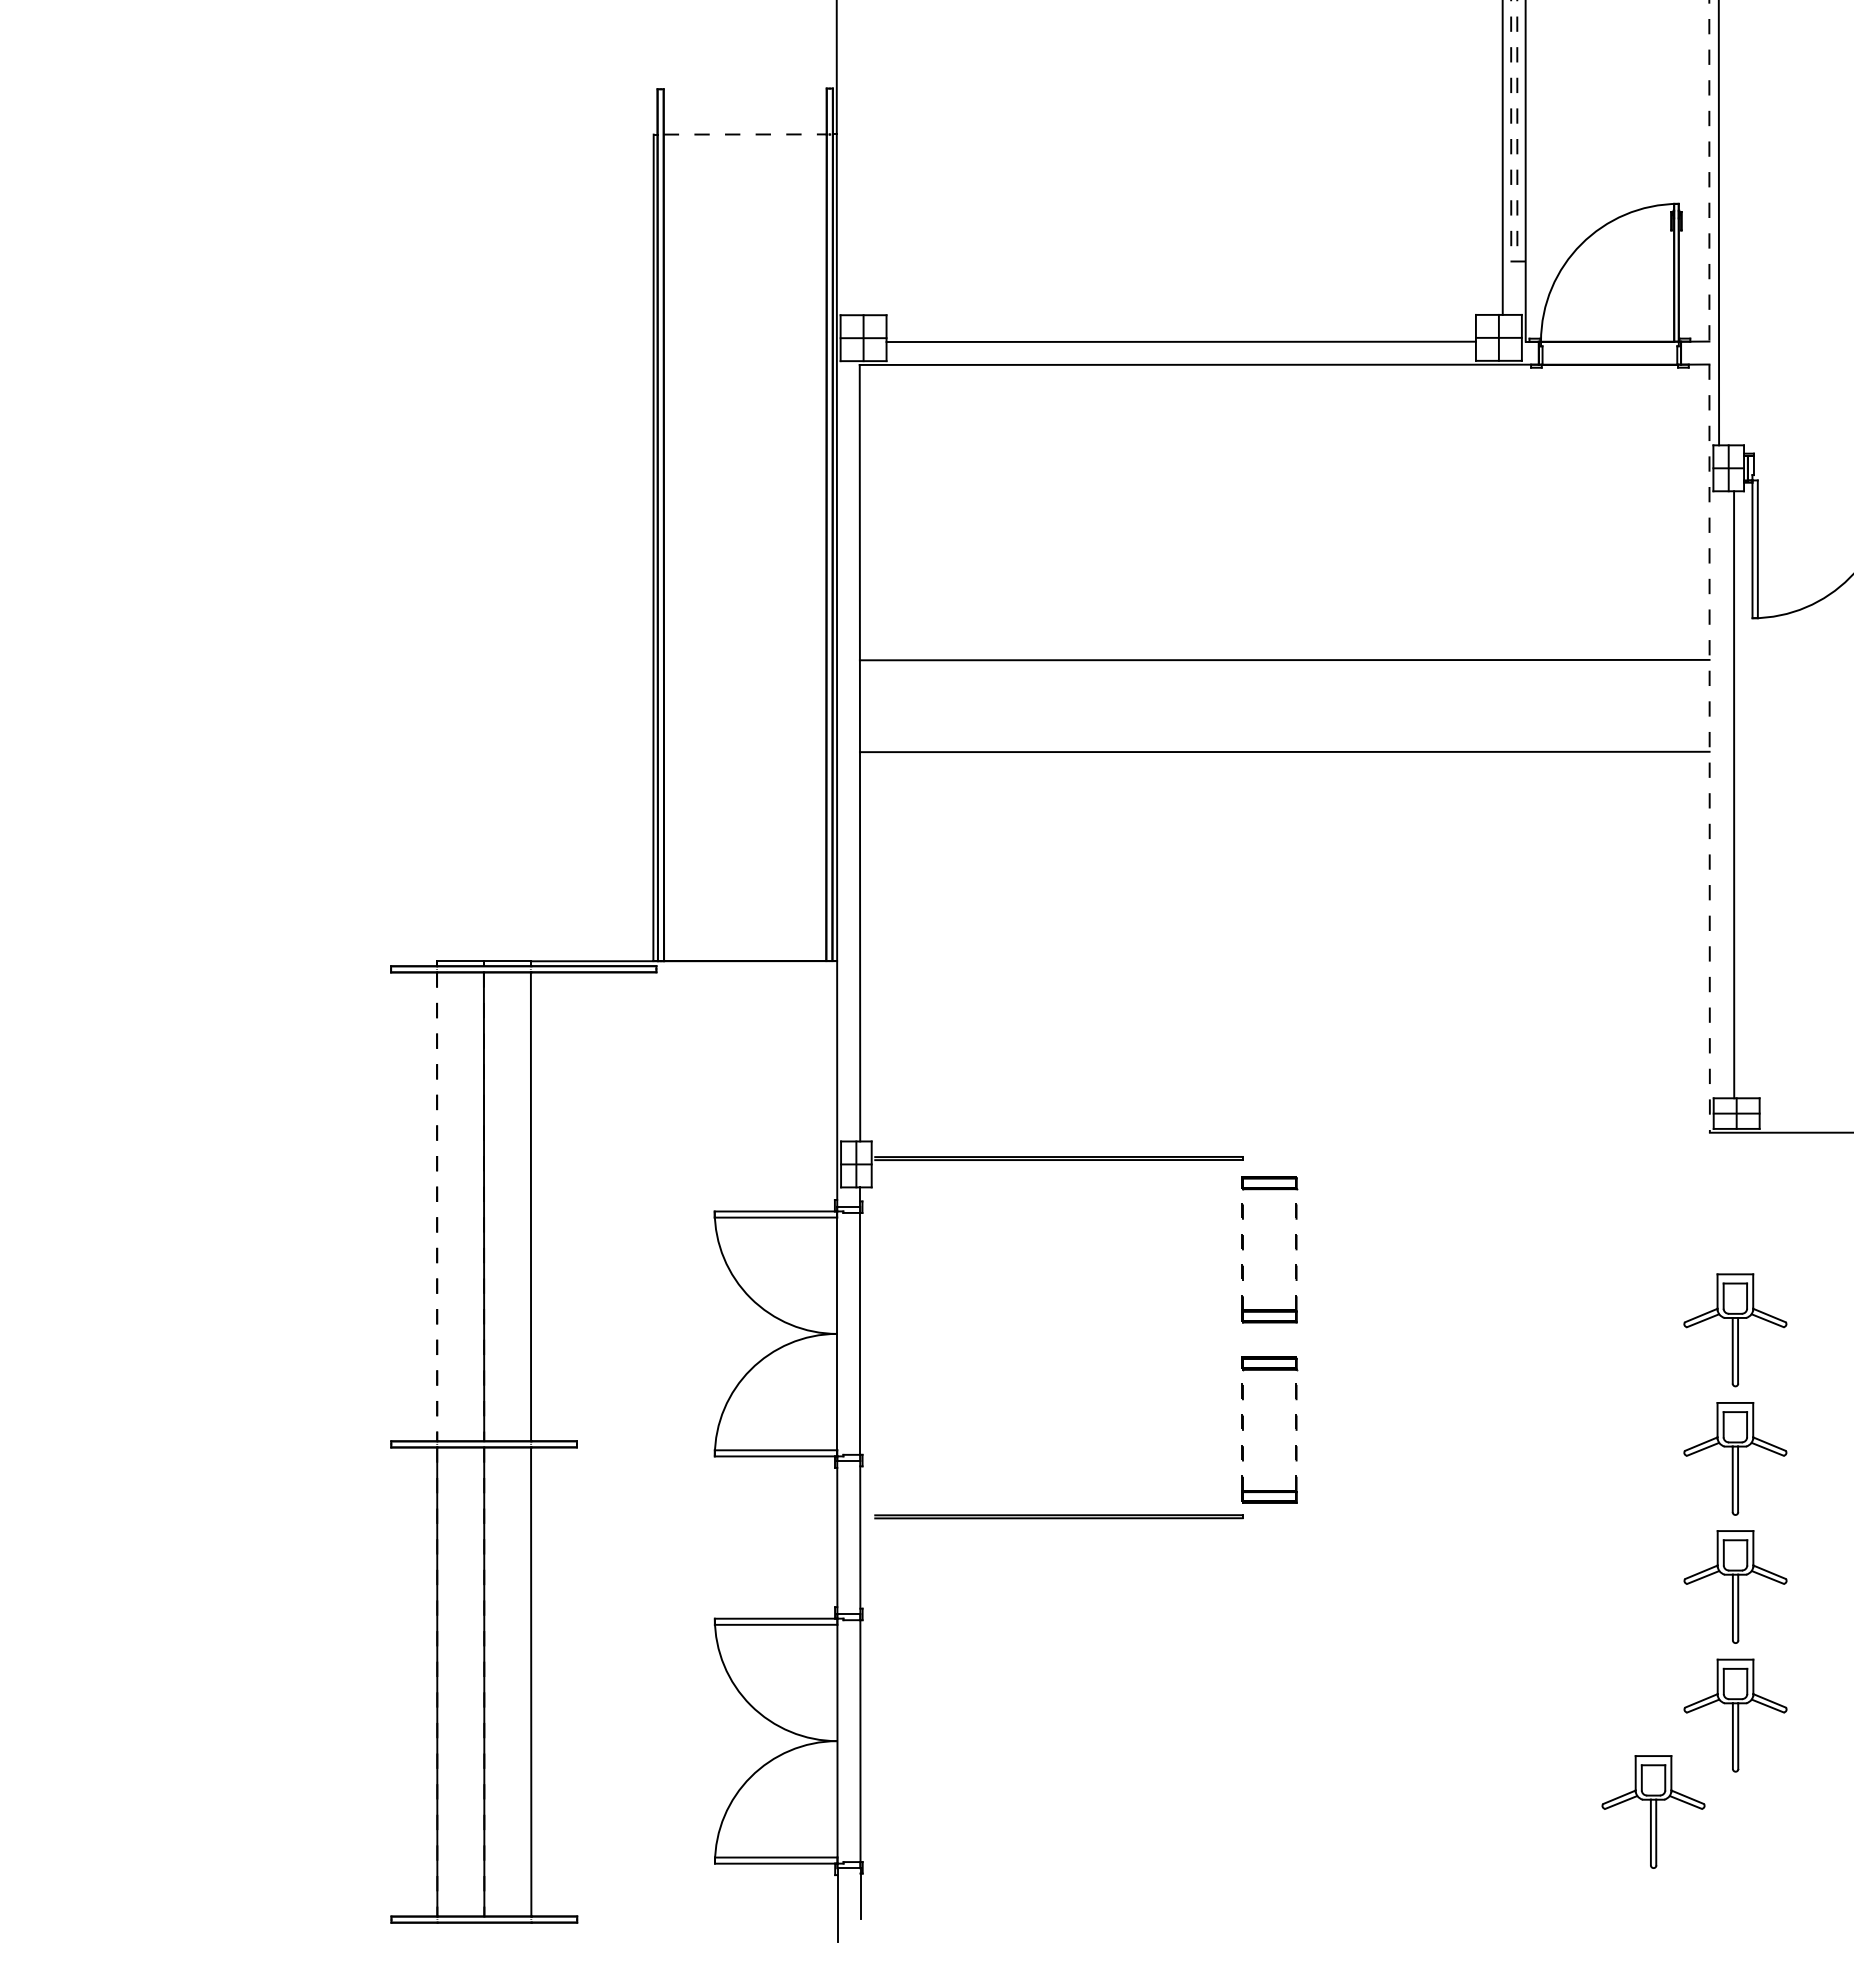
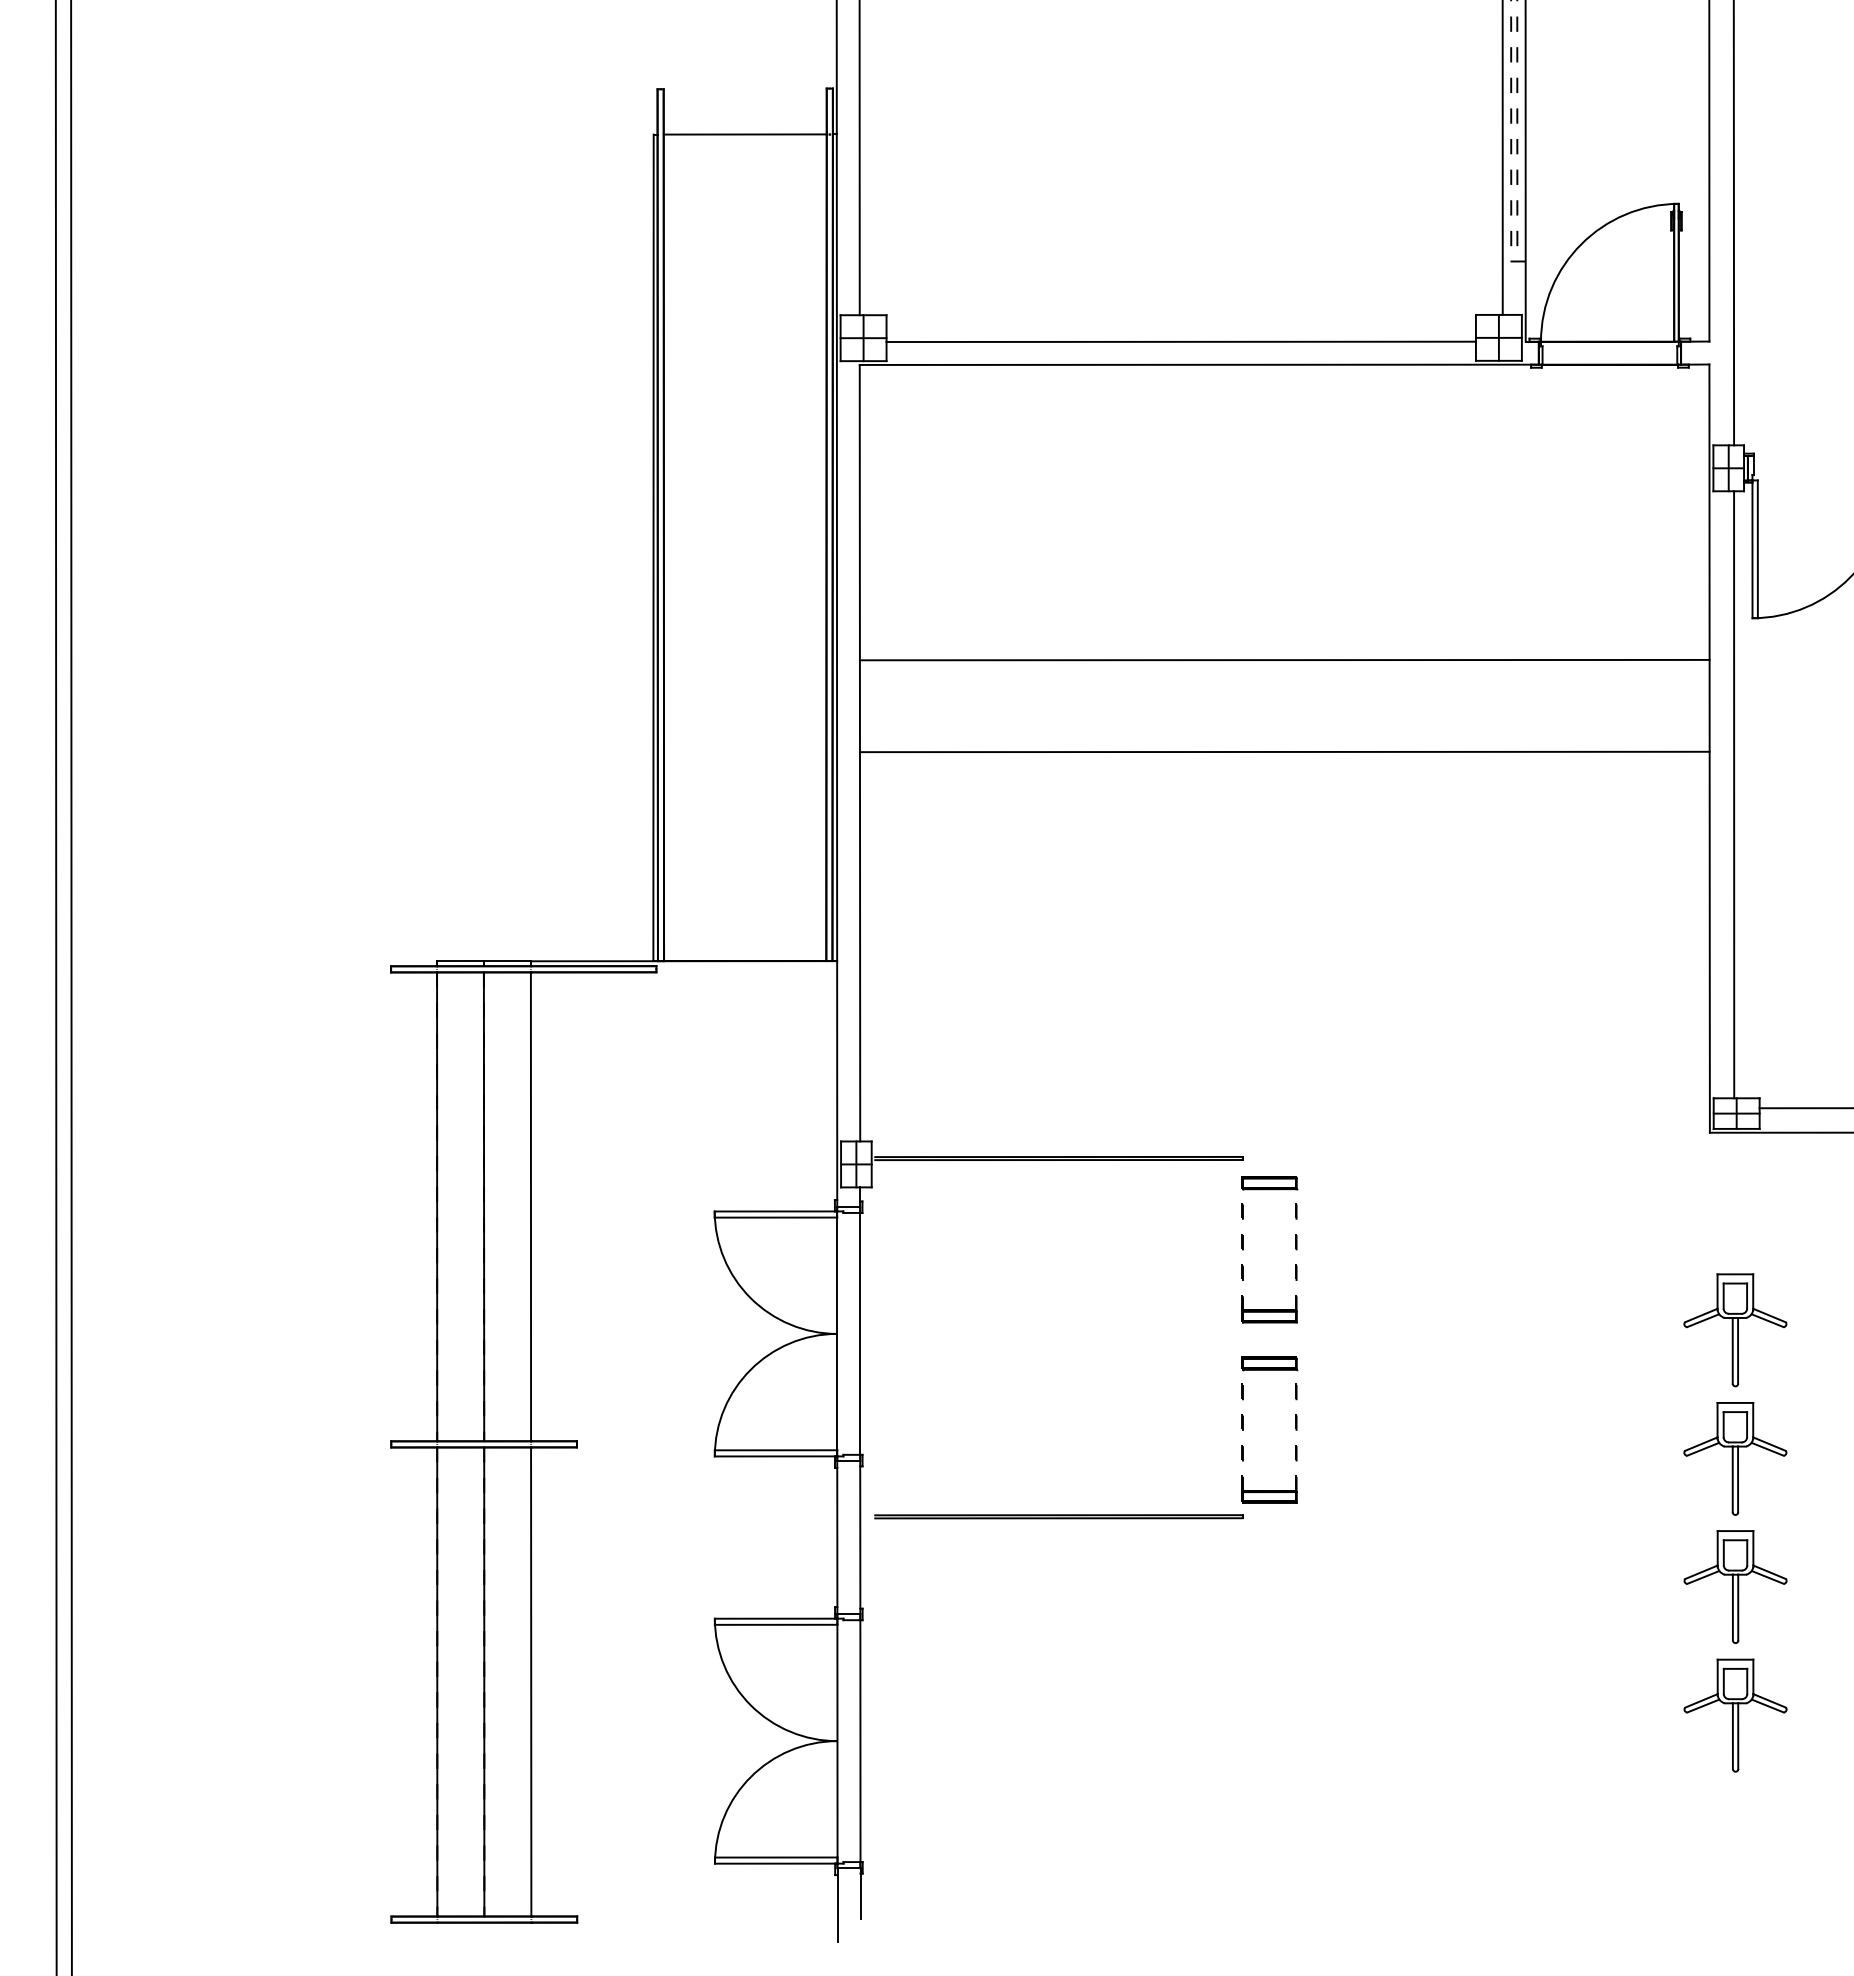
line: dashed -> solid (745, 134)
line: none -> present (859, 158)
line: dashed -> solid (1709, 170)
line position: (1718, 223) -> (1733, 223) (1733, 223)
line: dashed -> solid (1709, 749)
line: none -> present (55, 987)
line: none -> present (71, 987)
line: none -> present (1804, 1108)
line: dashed -> solid (437, 1207)
part: present -> none (1653, 1811)
